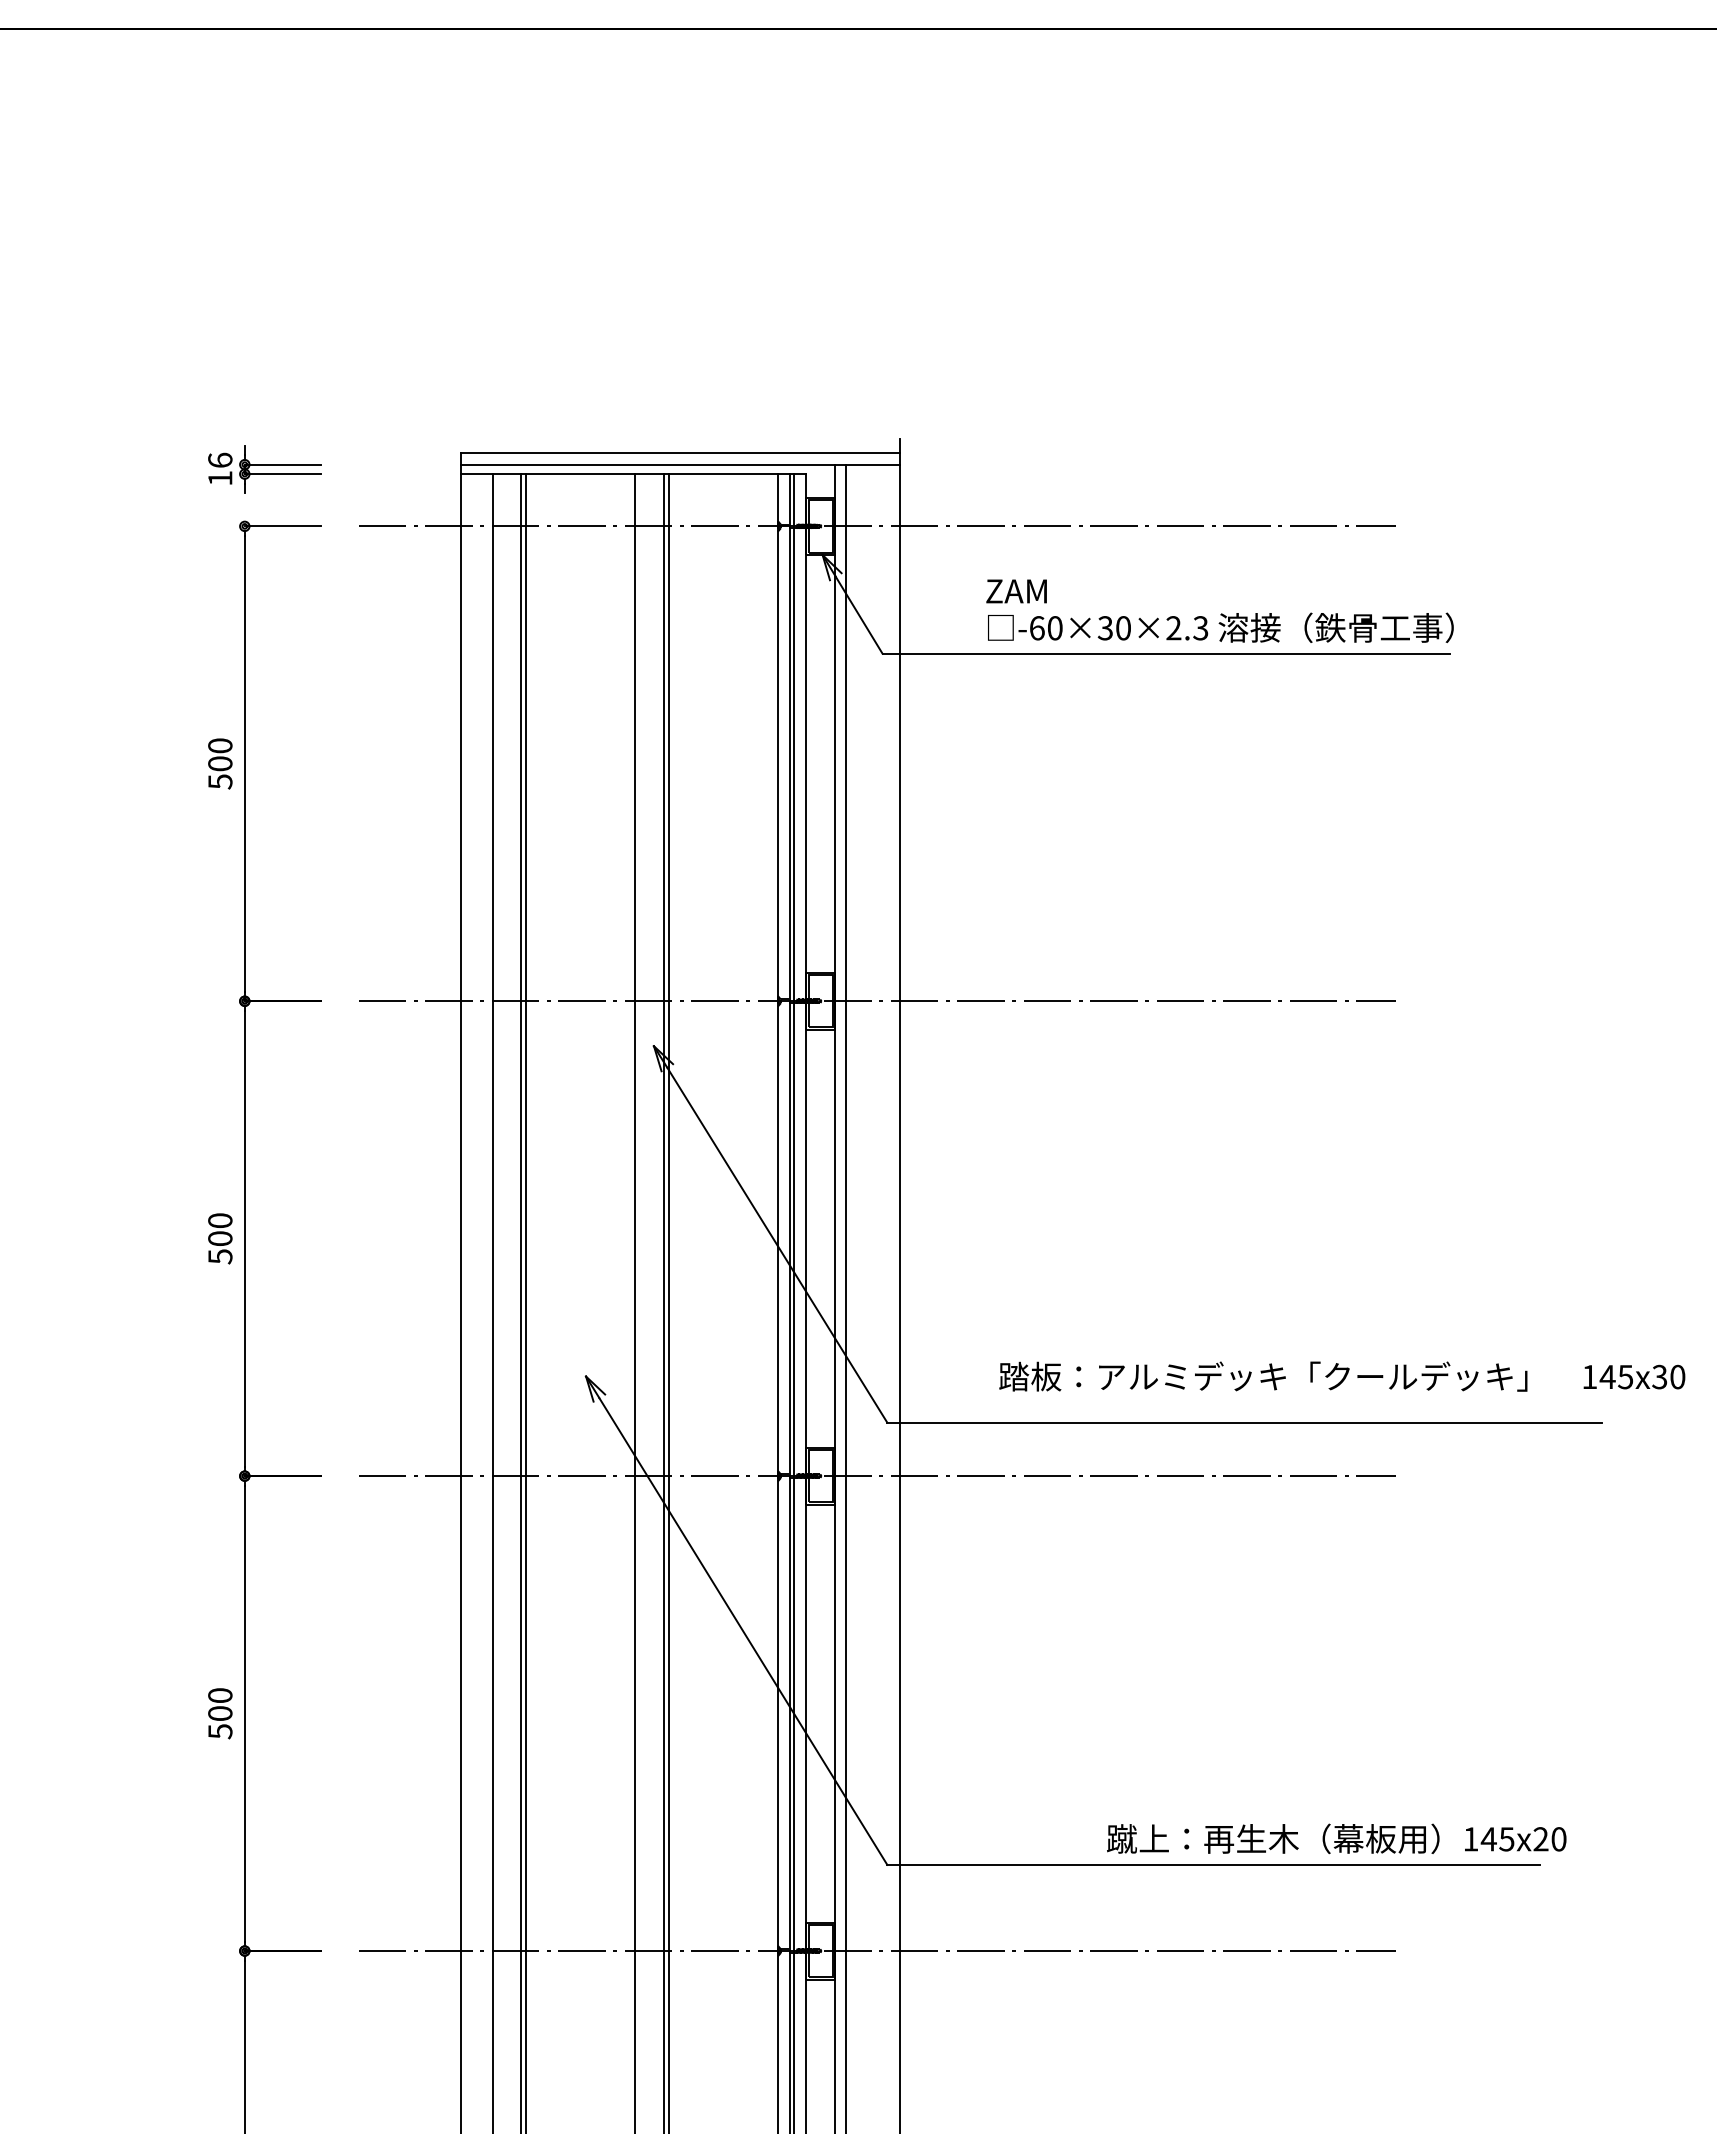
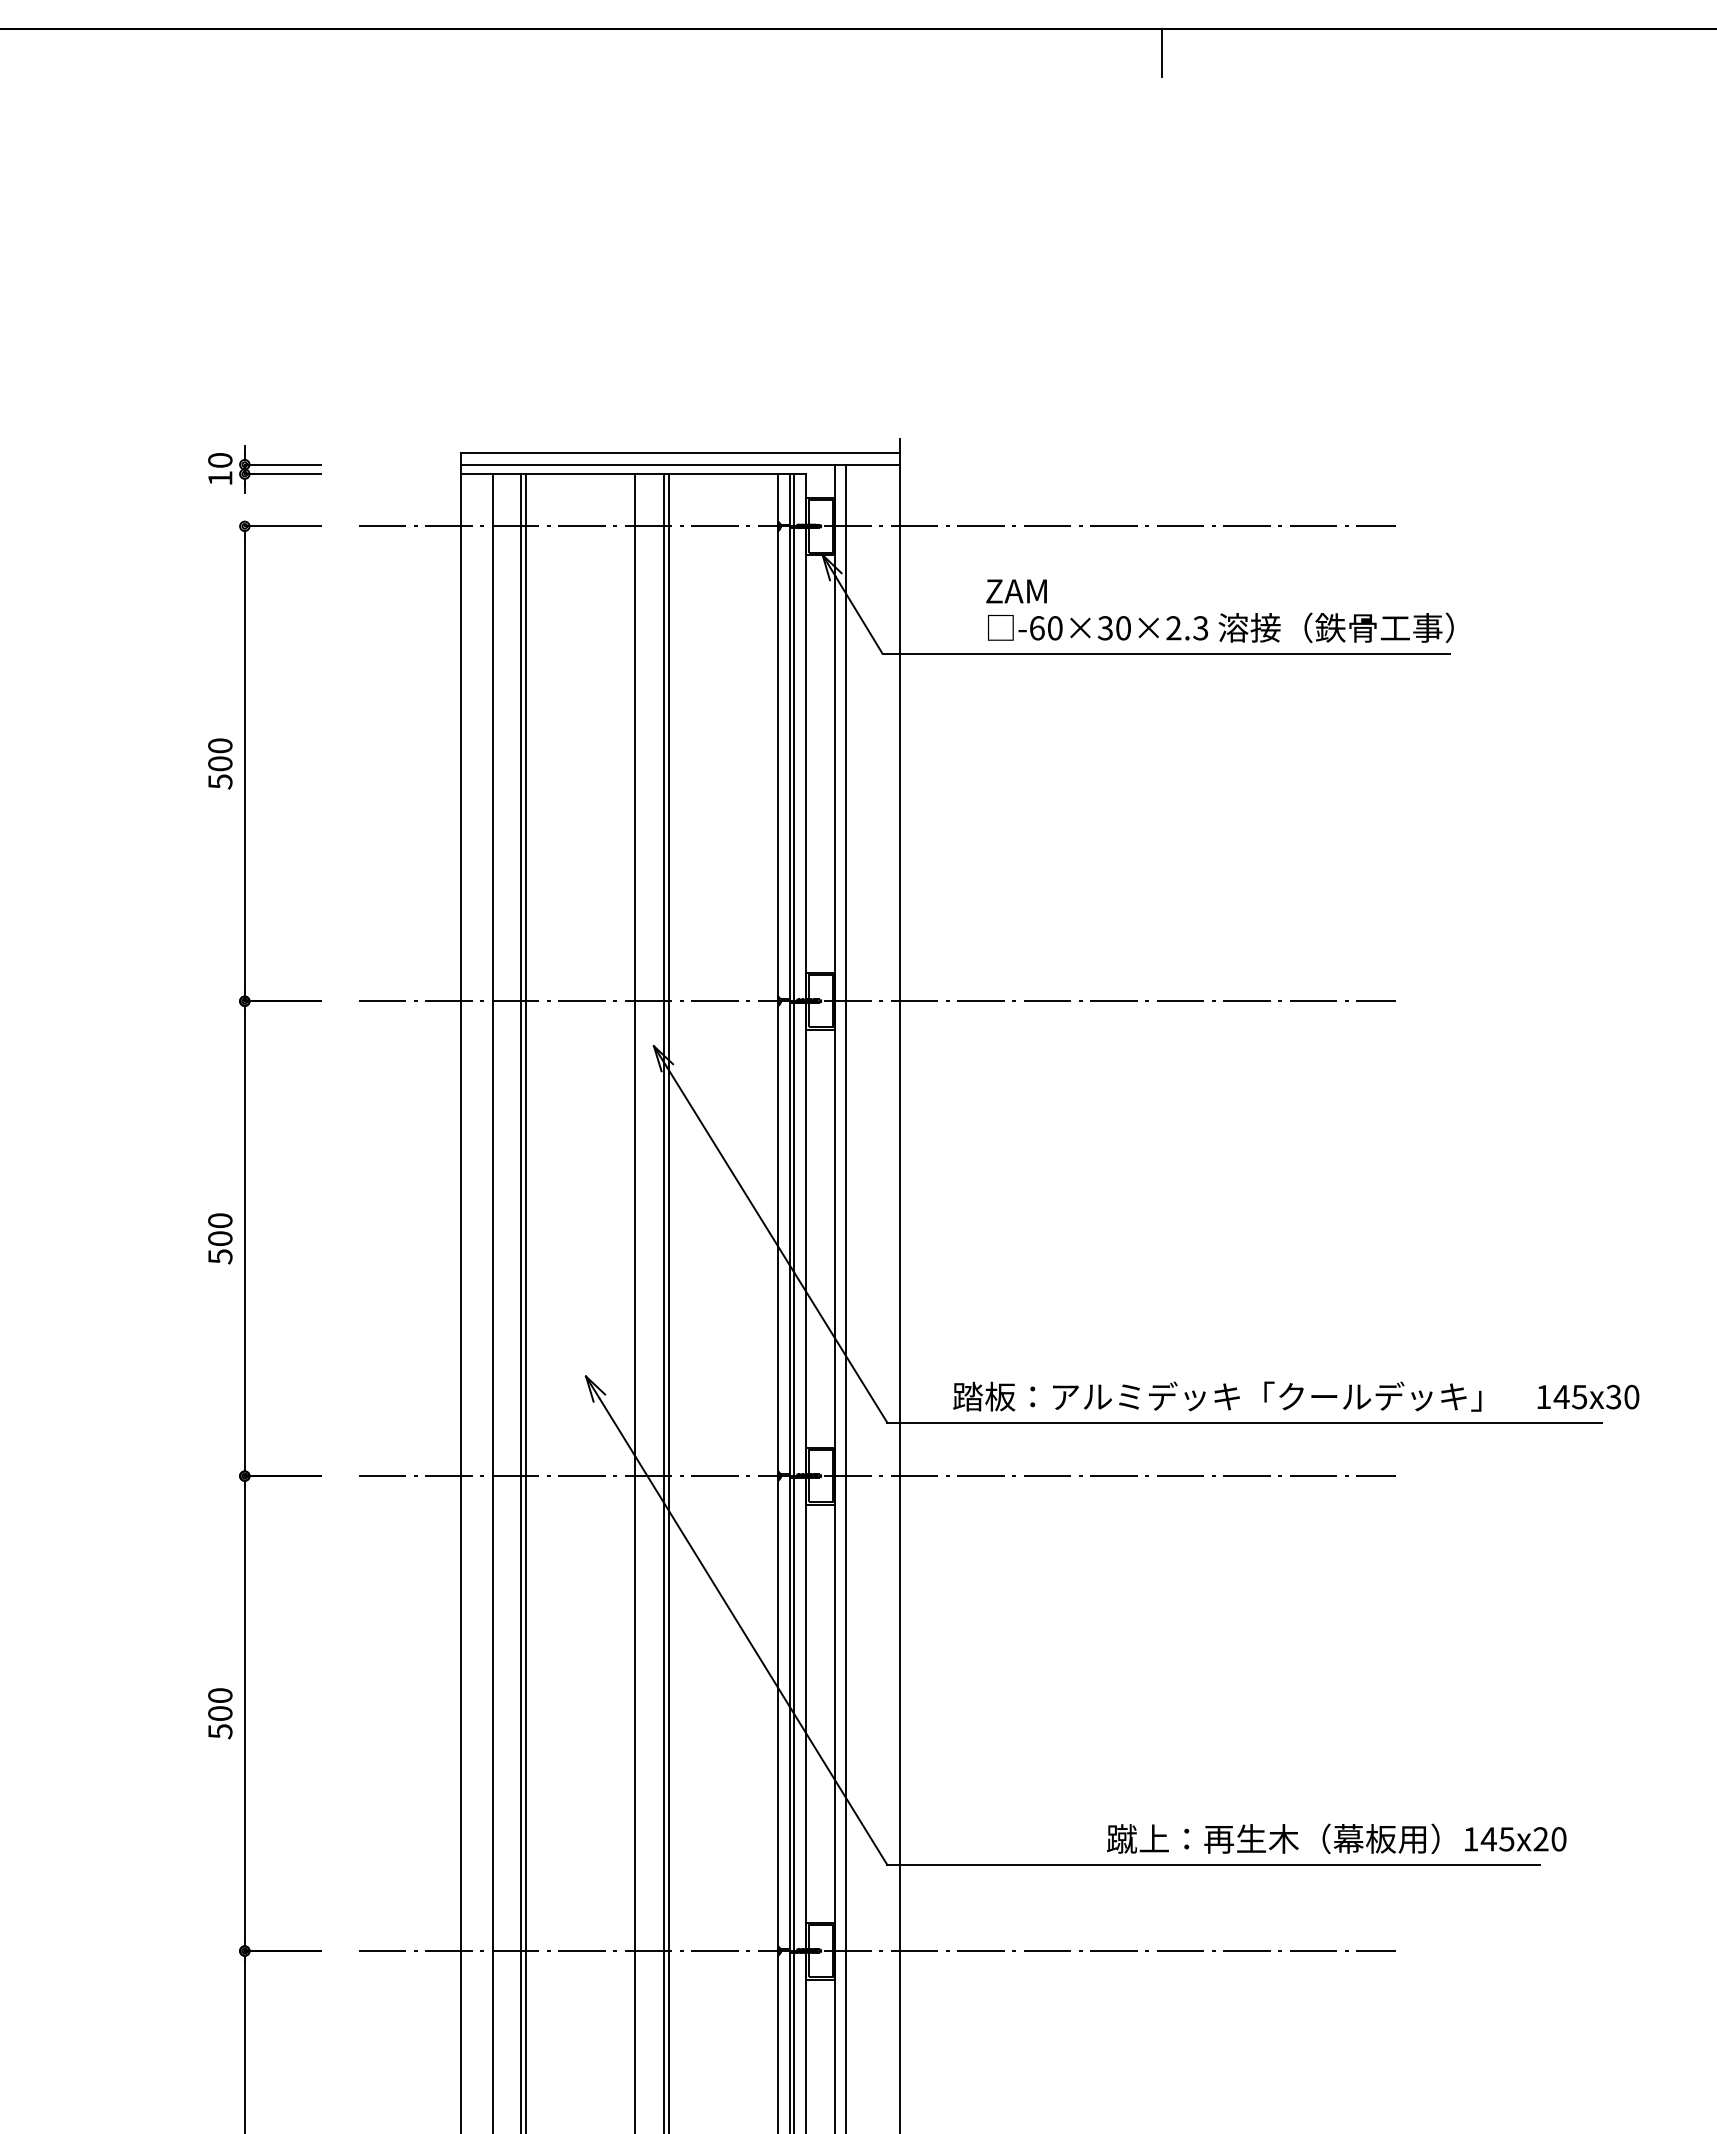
line: none -> present (1161, 52)
text: 16 -> 10 (220, 459)
text position: (1342, 1376) -> (1296, 1396) (1296, 1396)
